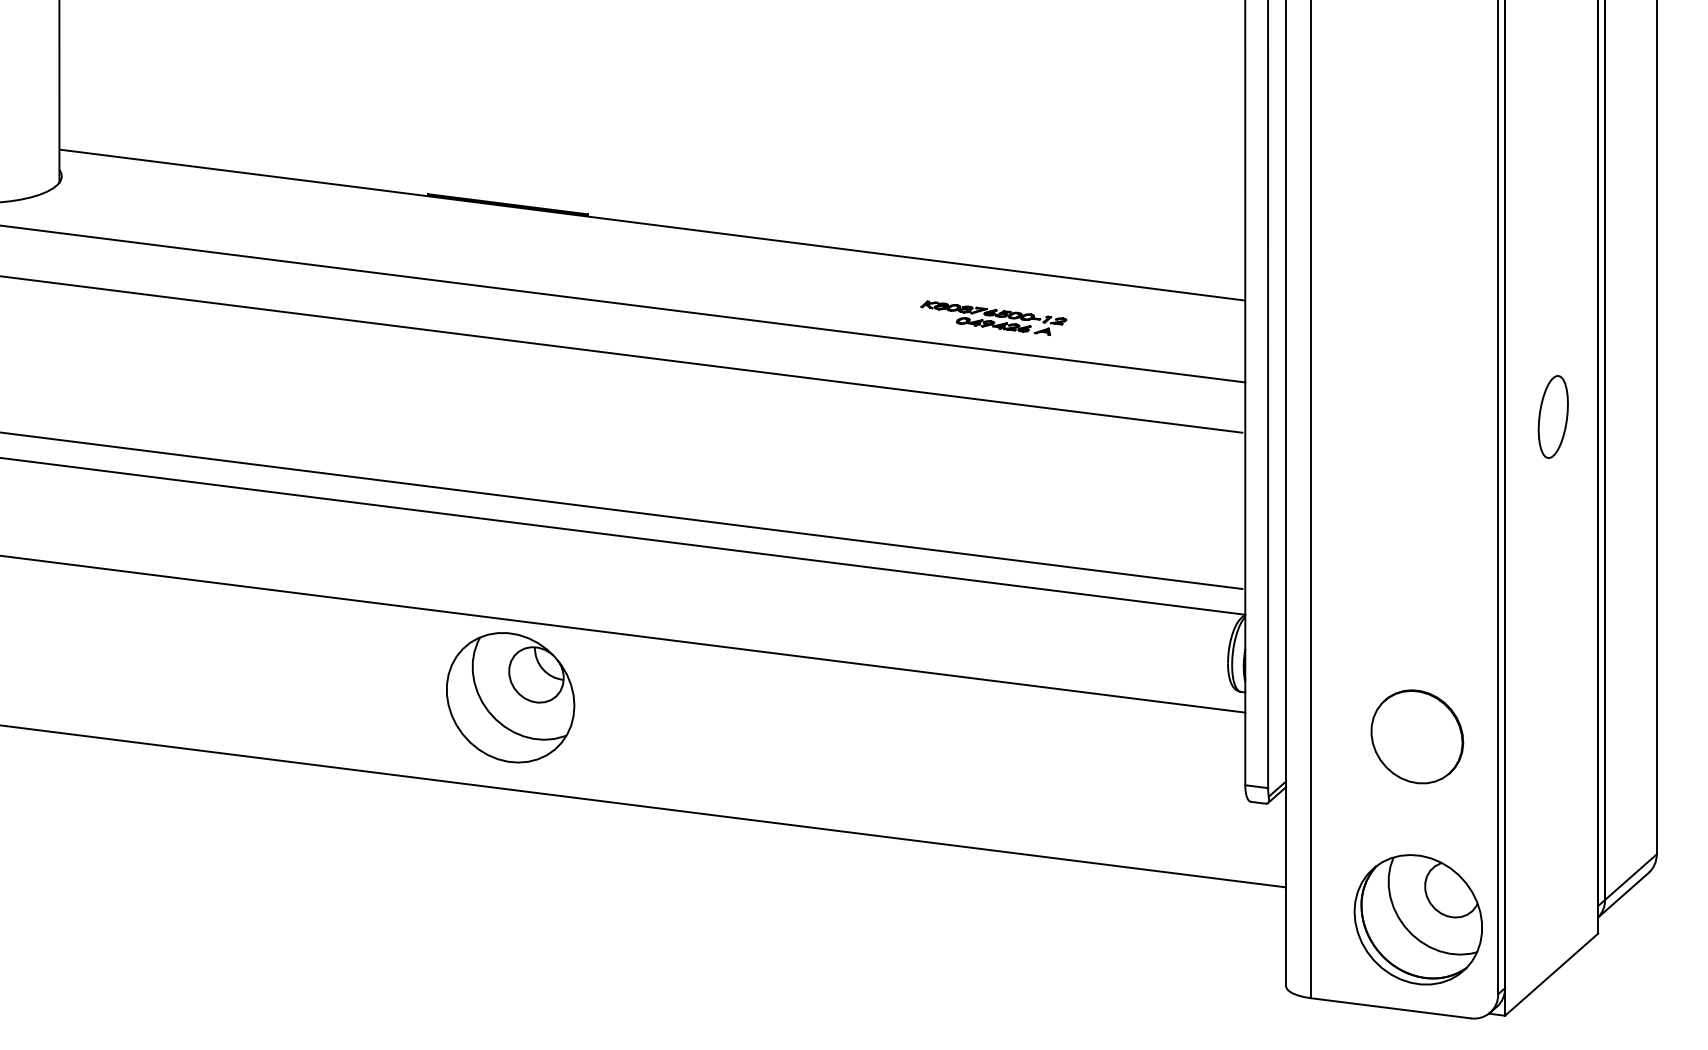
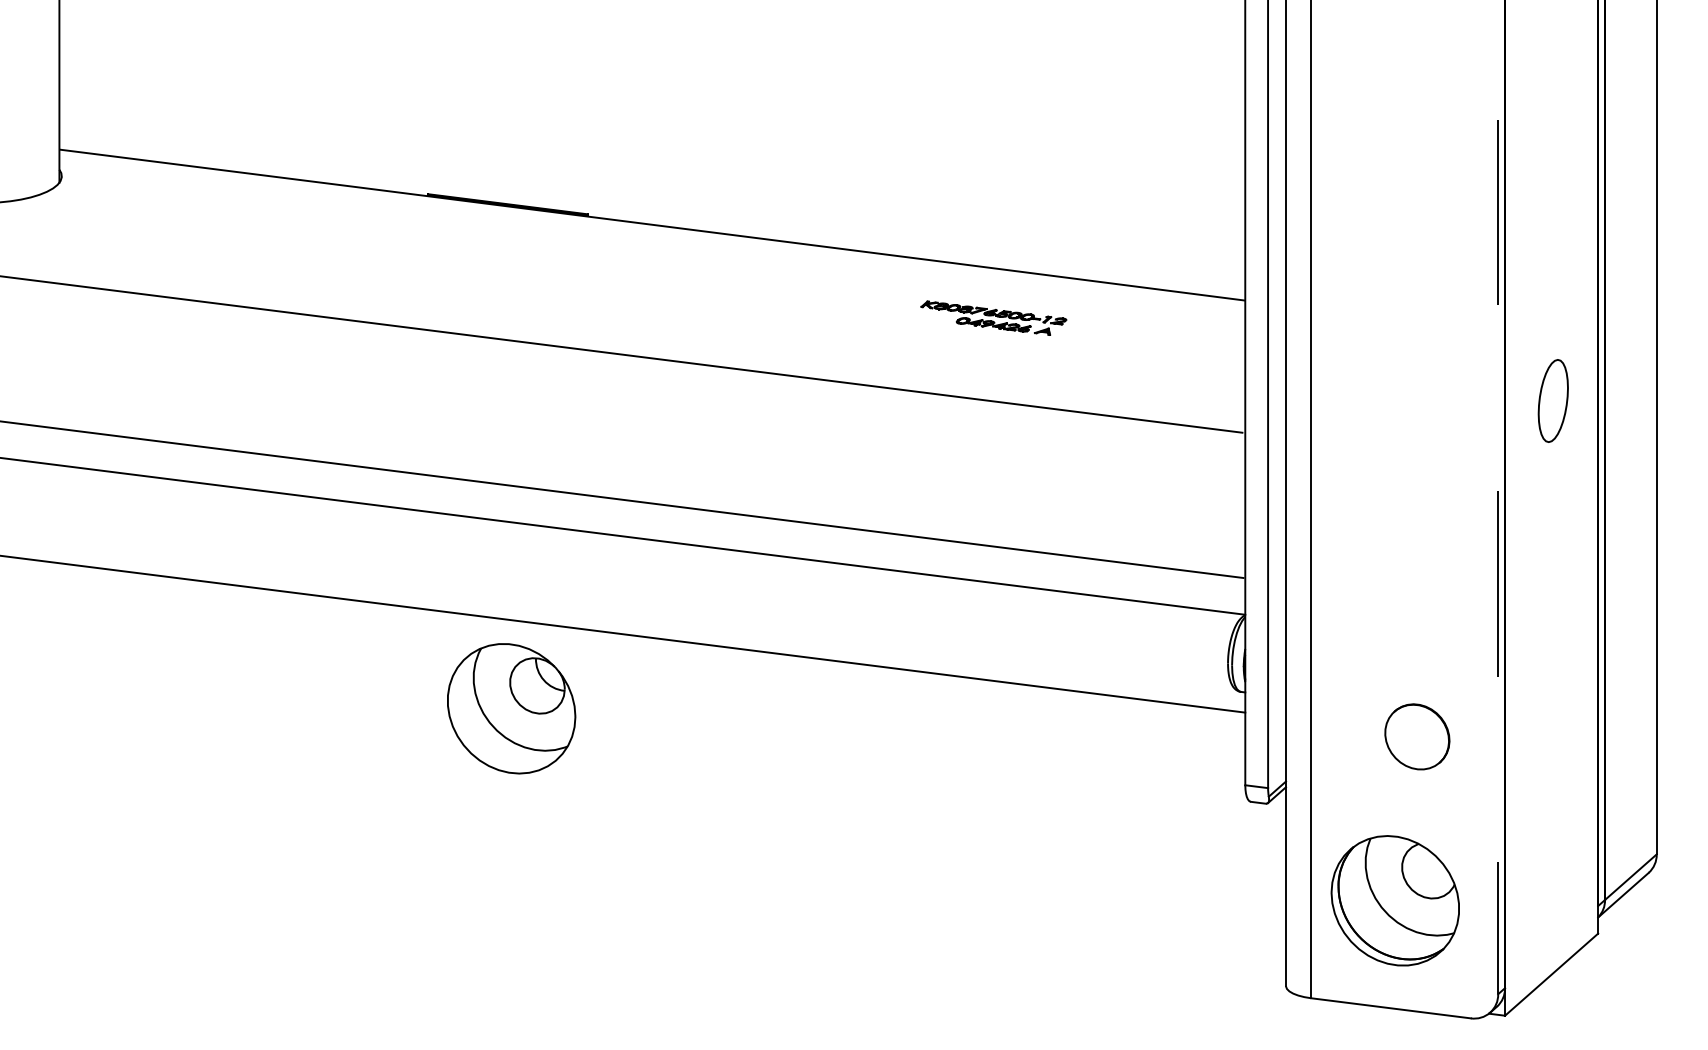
line: present -> none (623, 303)
part position: (1552, 416) -> (1552, 400) (1552, 400)
line: solid -> dashed (1498, 497)
line position: (622, 510) -> (622, 499) (622, 499)
part position: (510, 697) -> (511, 708) (511, 708)
part size: 95x96 px -> 67x68 px (1417, 736)
line: present -> none (643, 806)
part position: (1417, 919) -> (1394, 900) (1394, 900)
